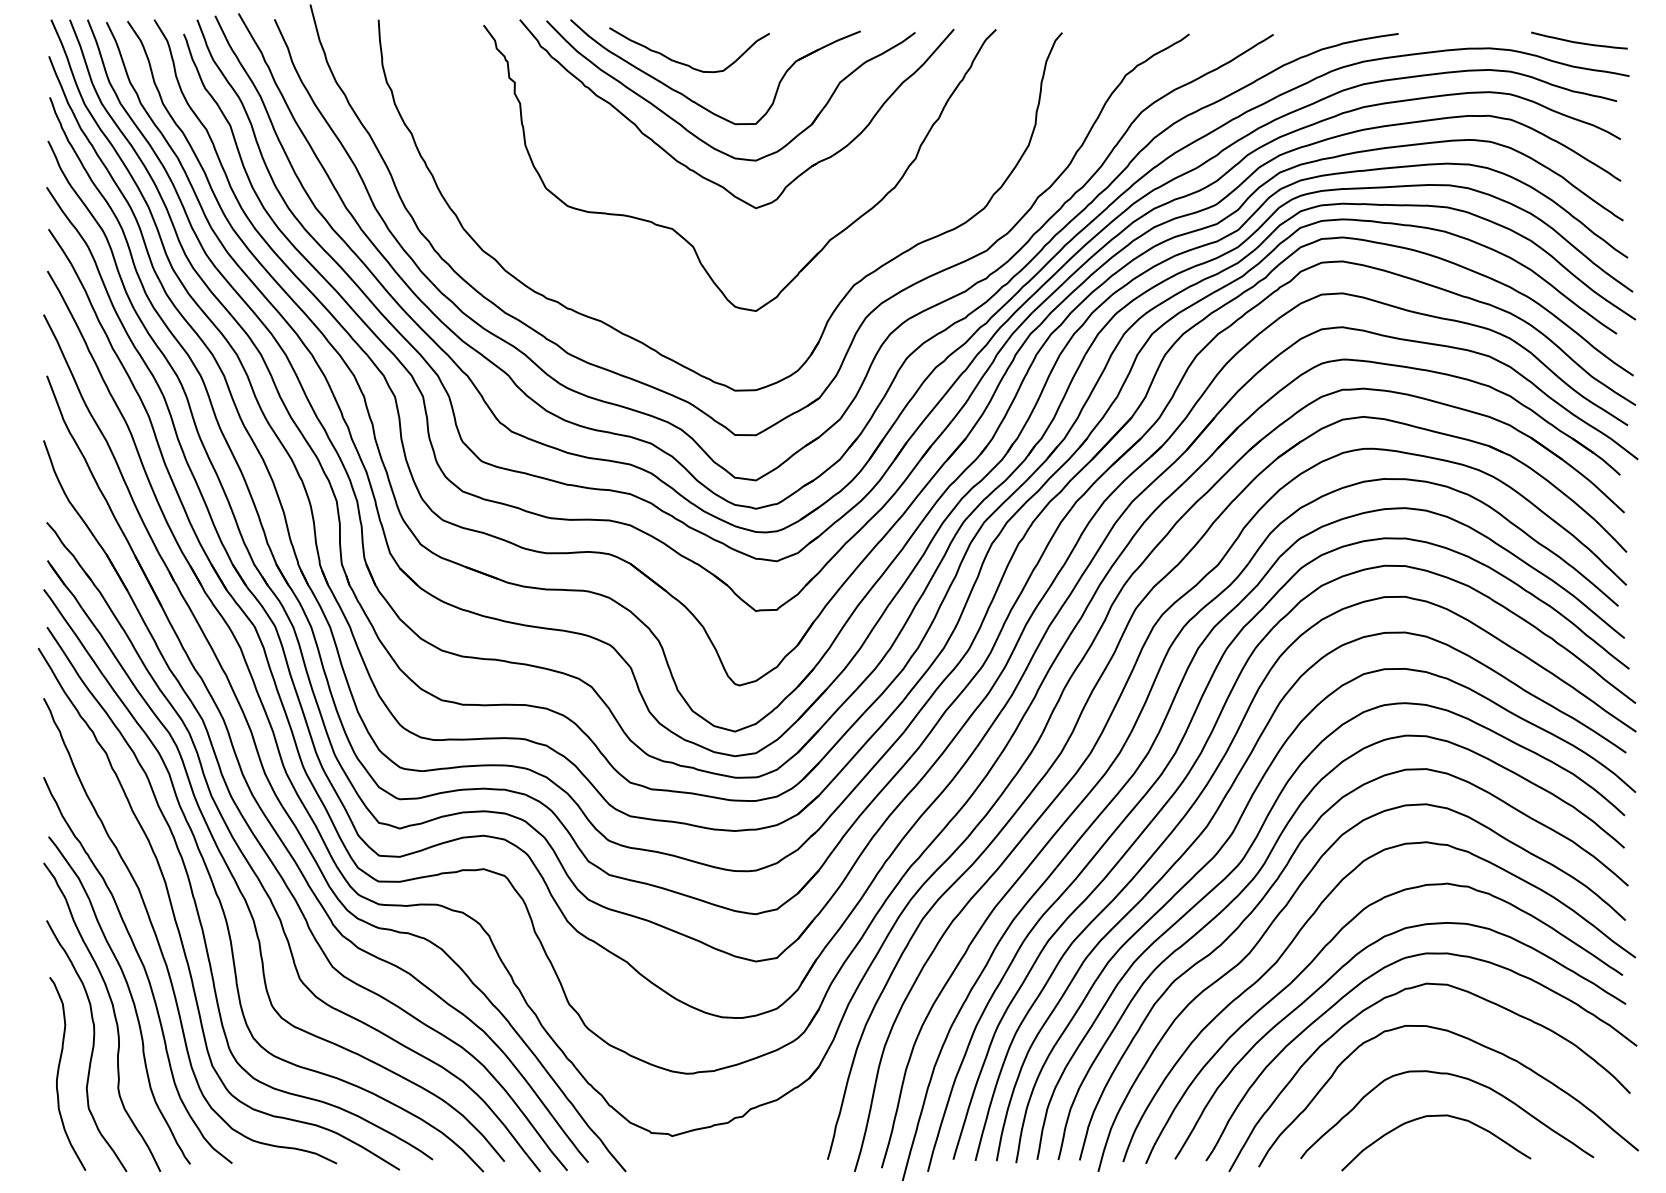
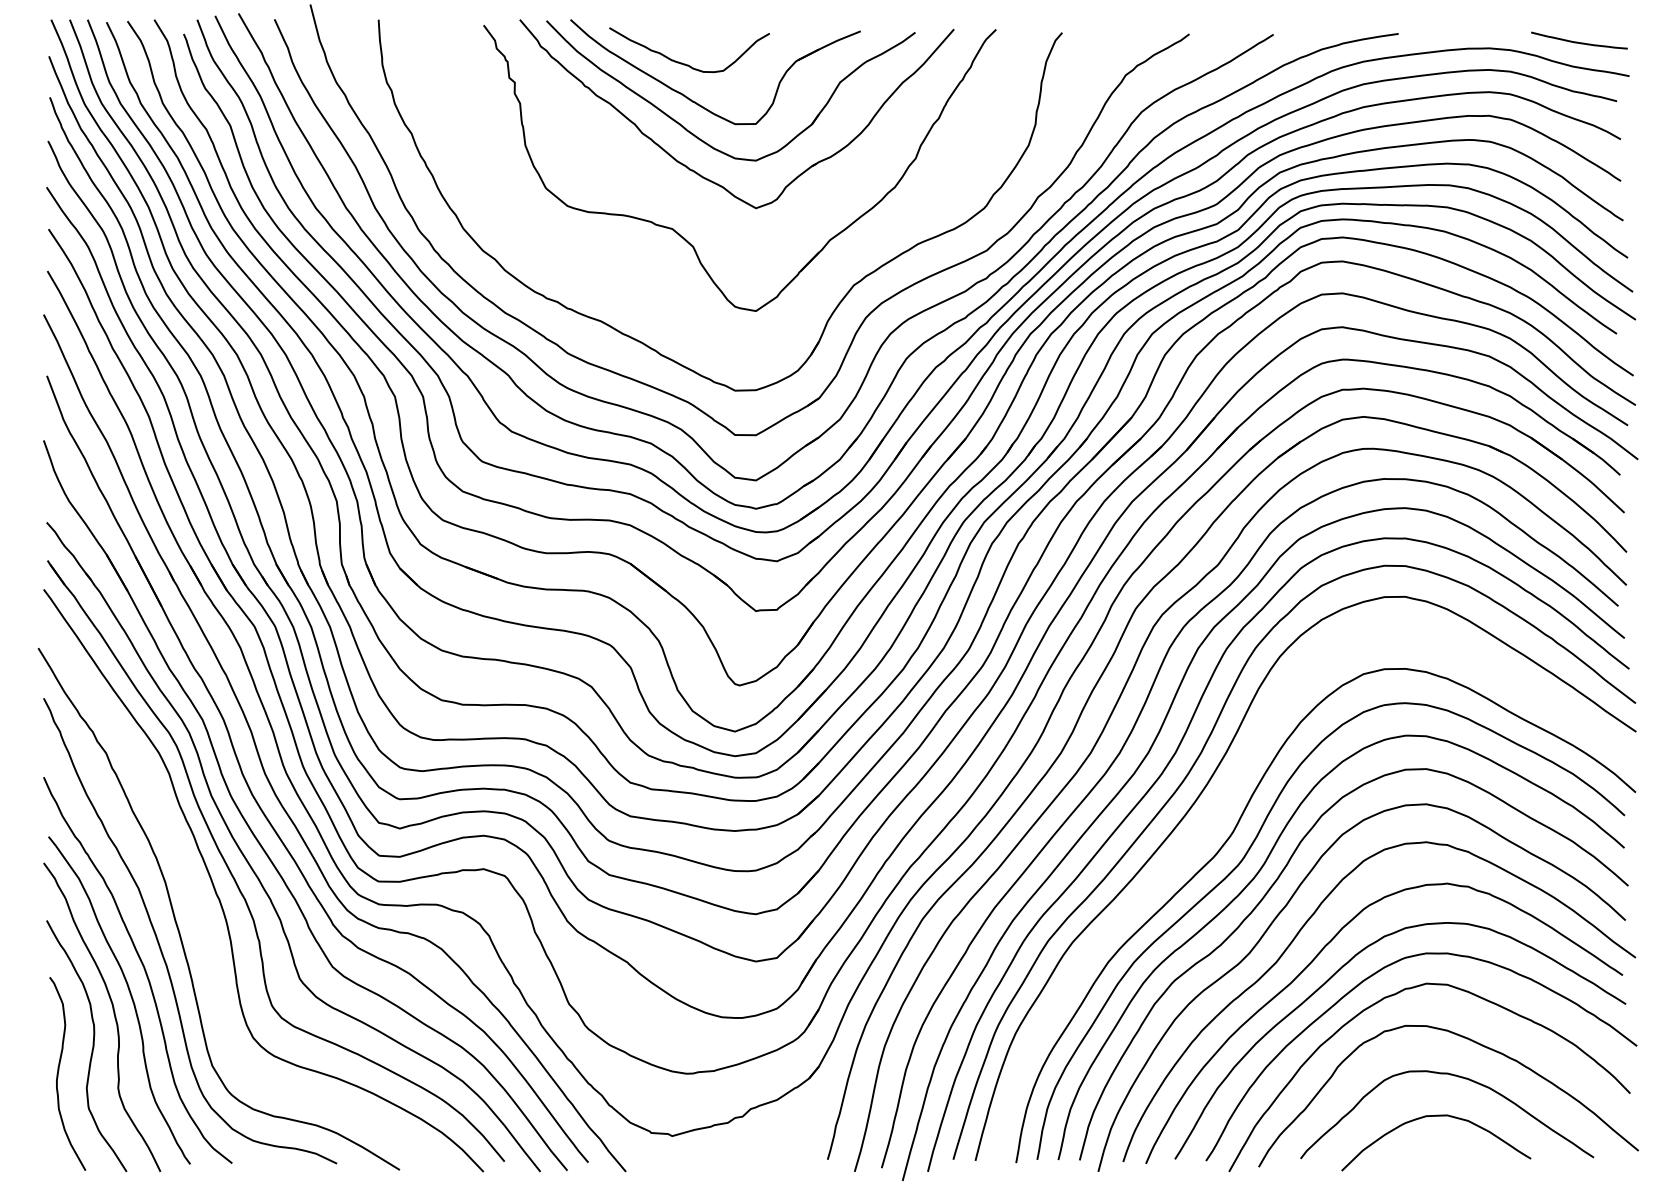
curve: present -> none (1208, 826)
curve: present -> none (196, 902)
